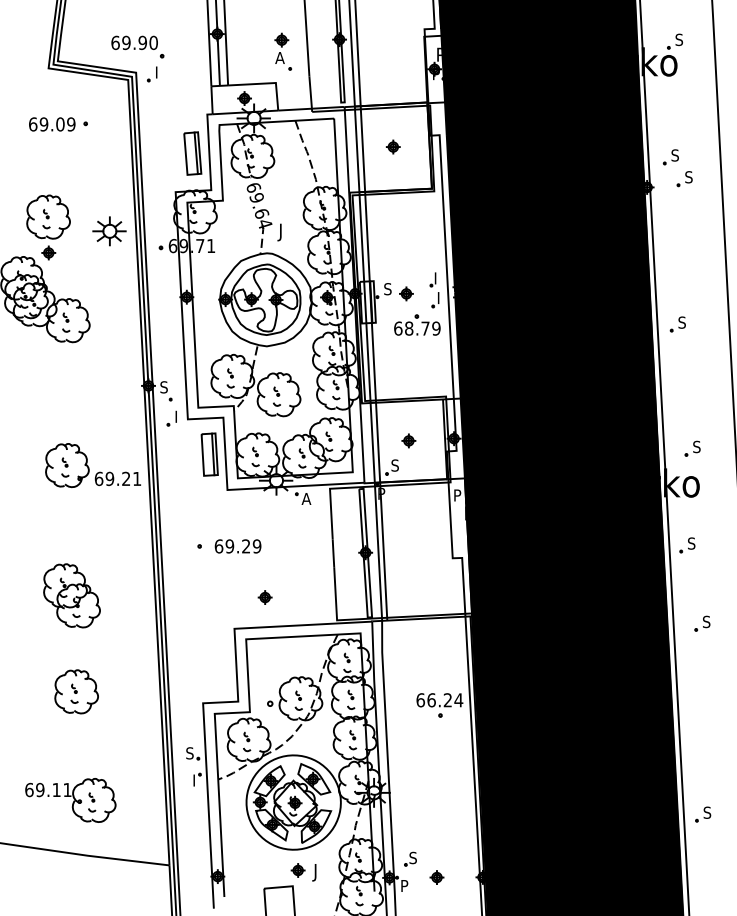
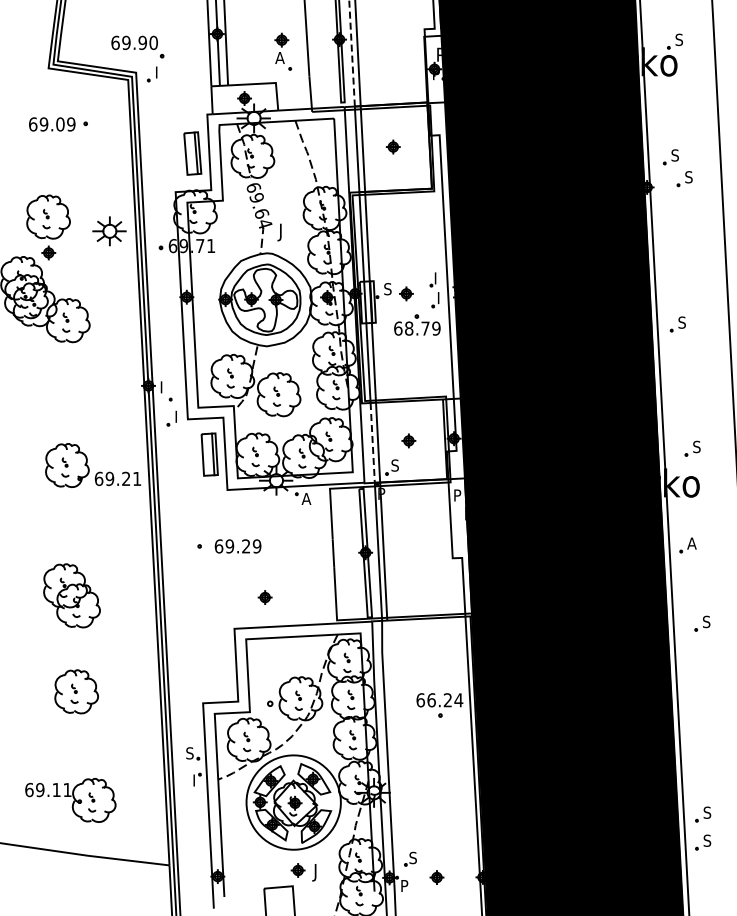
line: solid -> dashed (352, 52)
text: S -> I (163, 387)
line: solid -> dashed (372, 442)
text: S -> A (691, 543)
part: none -> present (703, 842)
